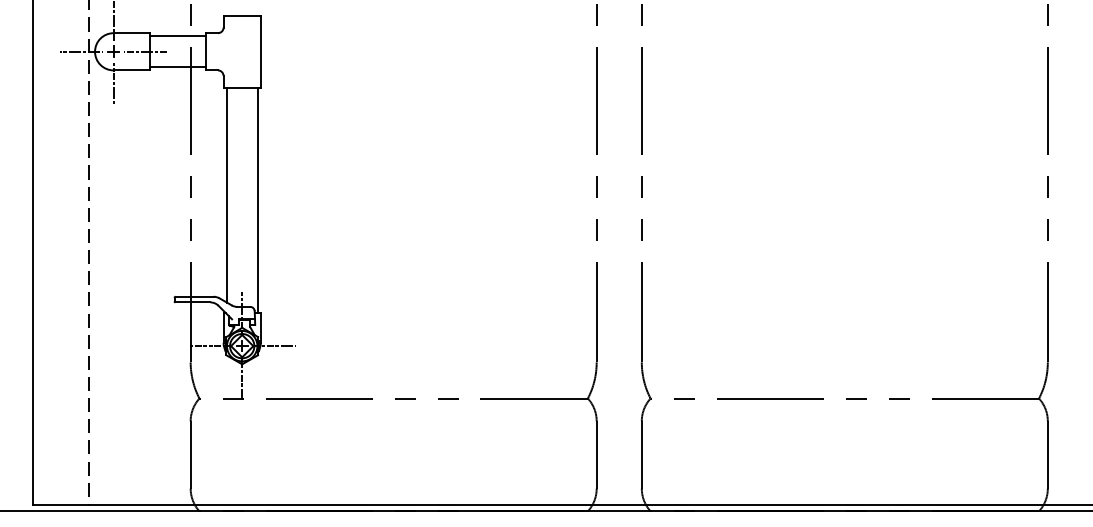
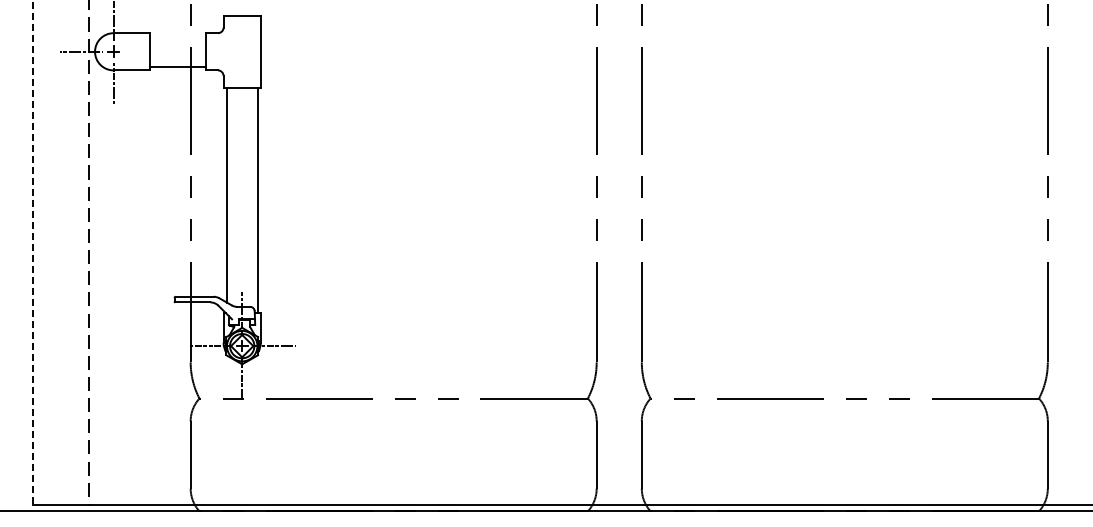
line: present -> none (177, 36)
line: present -> none (145, 51)
line: solid -> dashed (32, 252)
